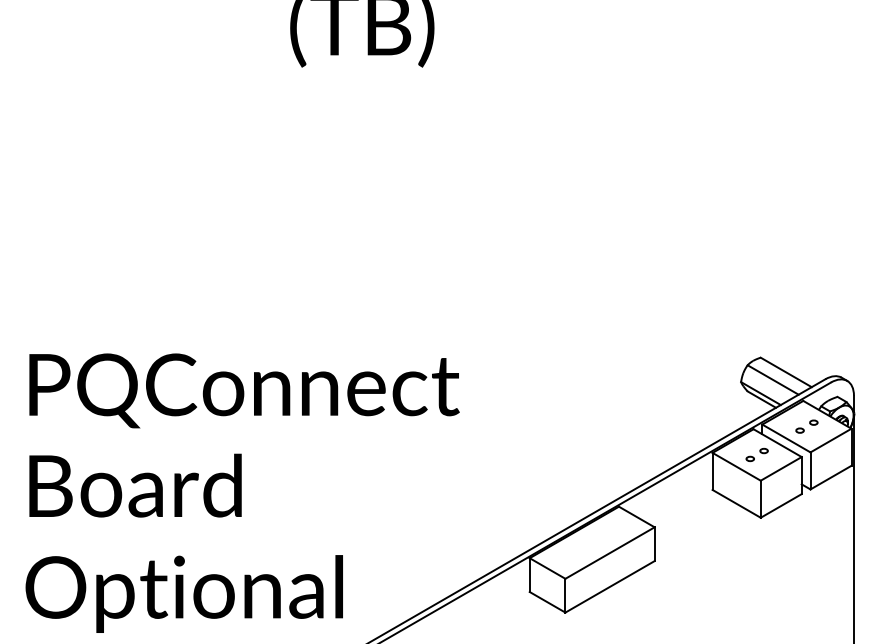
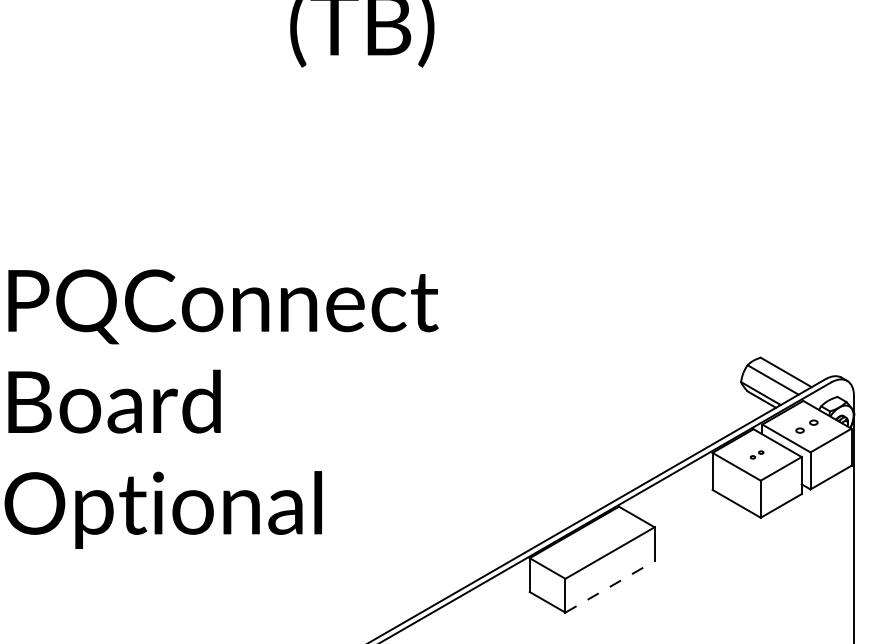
part size: 24x16 px -> 16x10 px (756, 454)
text position: (242, 492) -> (221, 408) (221, 408)
line: solid -> dashed (610, 586)
